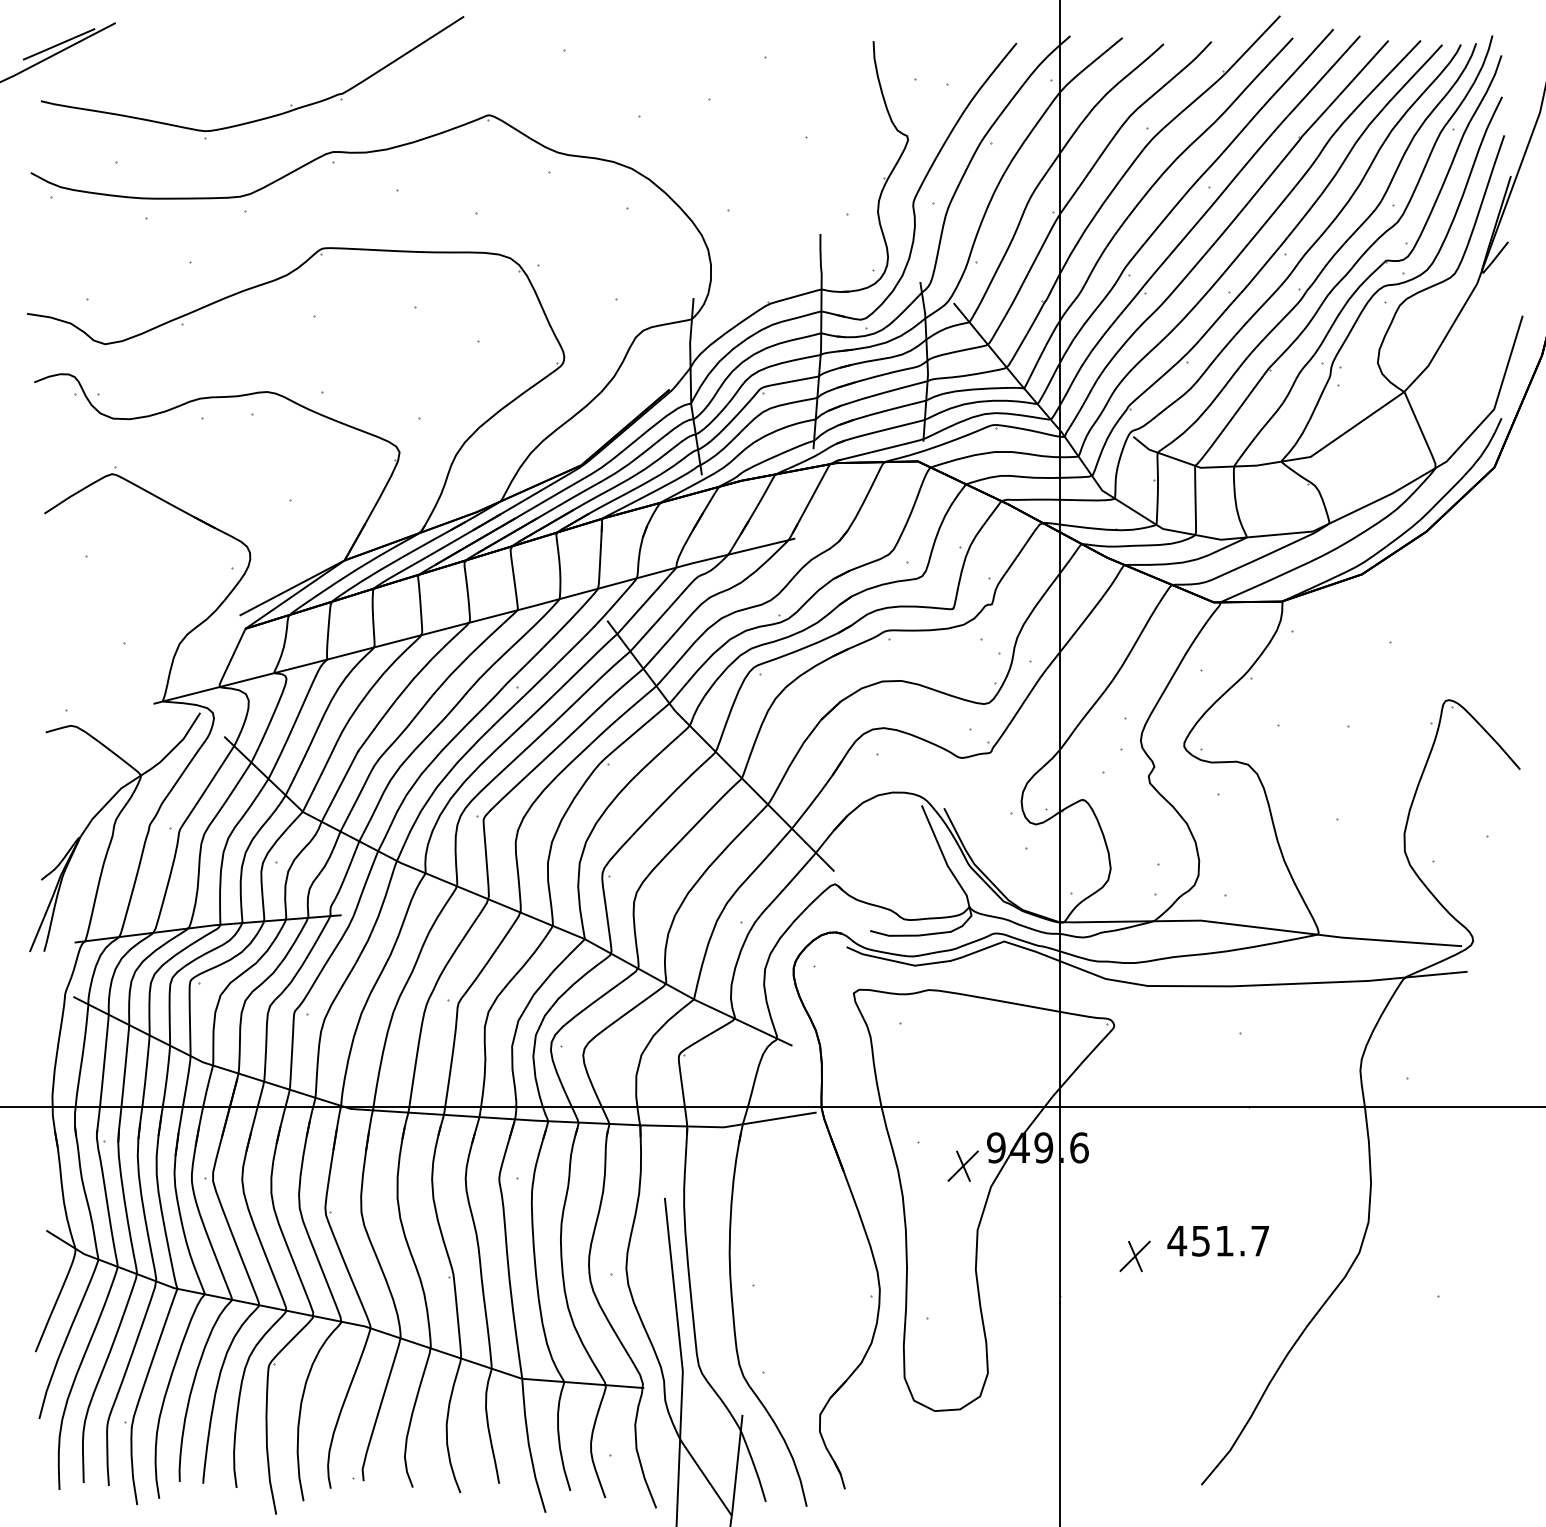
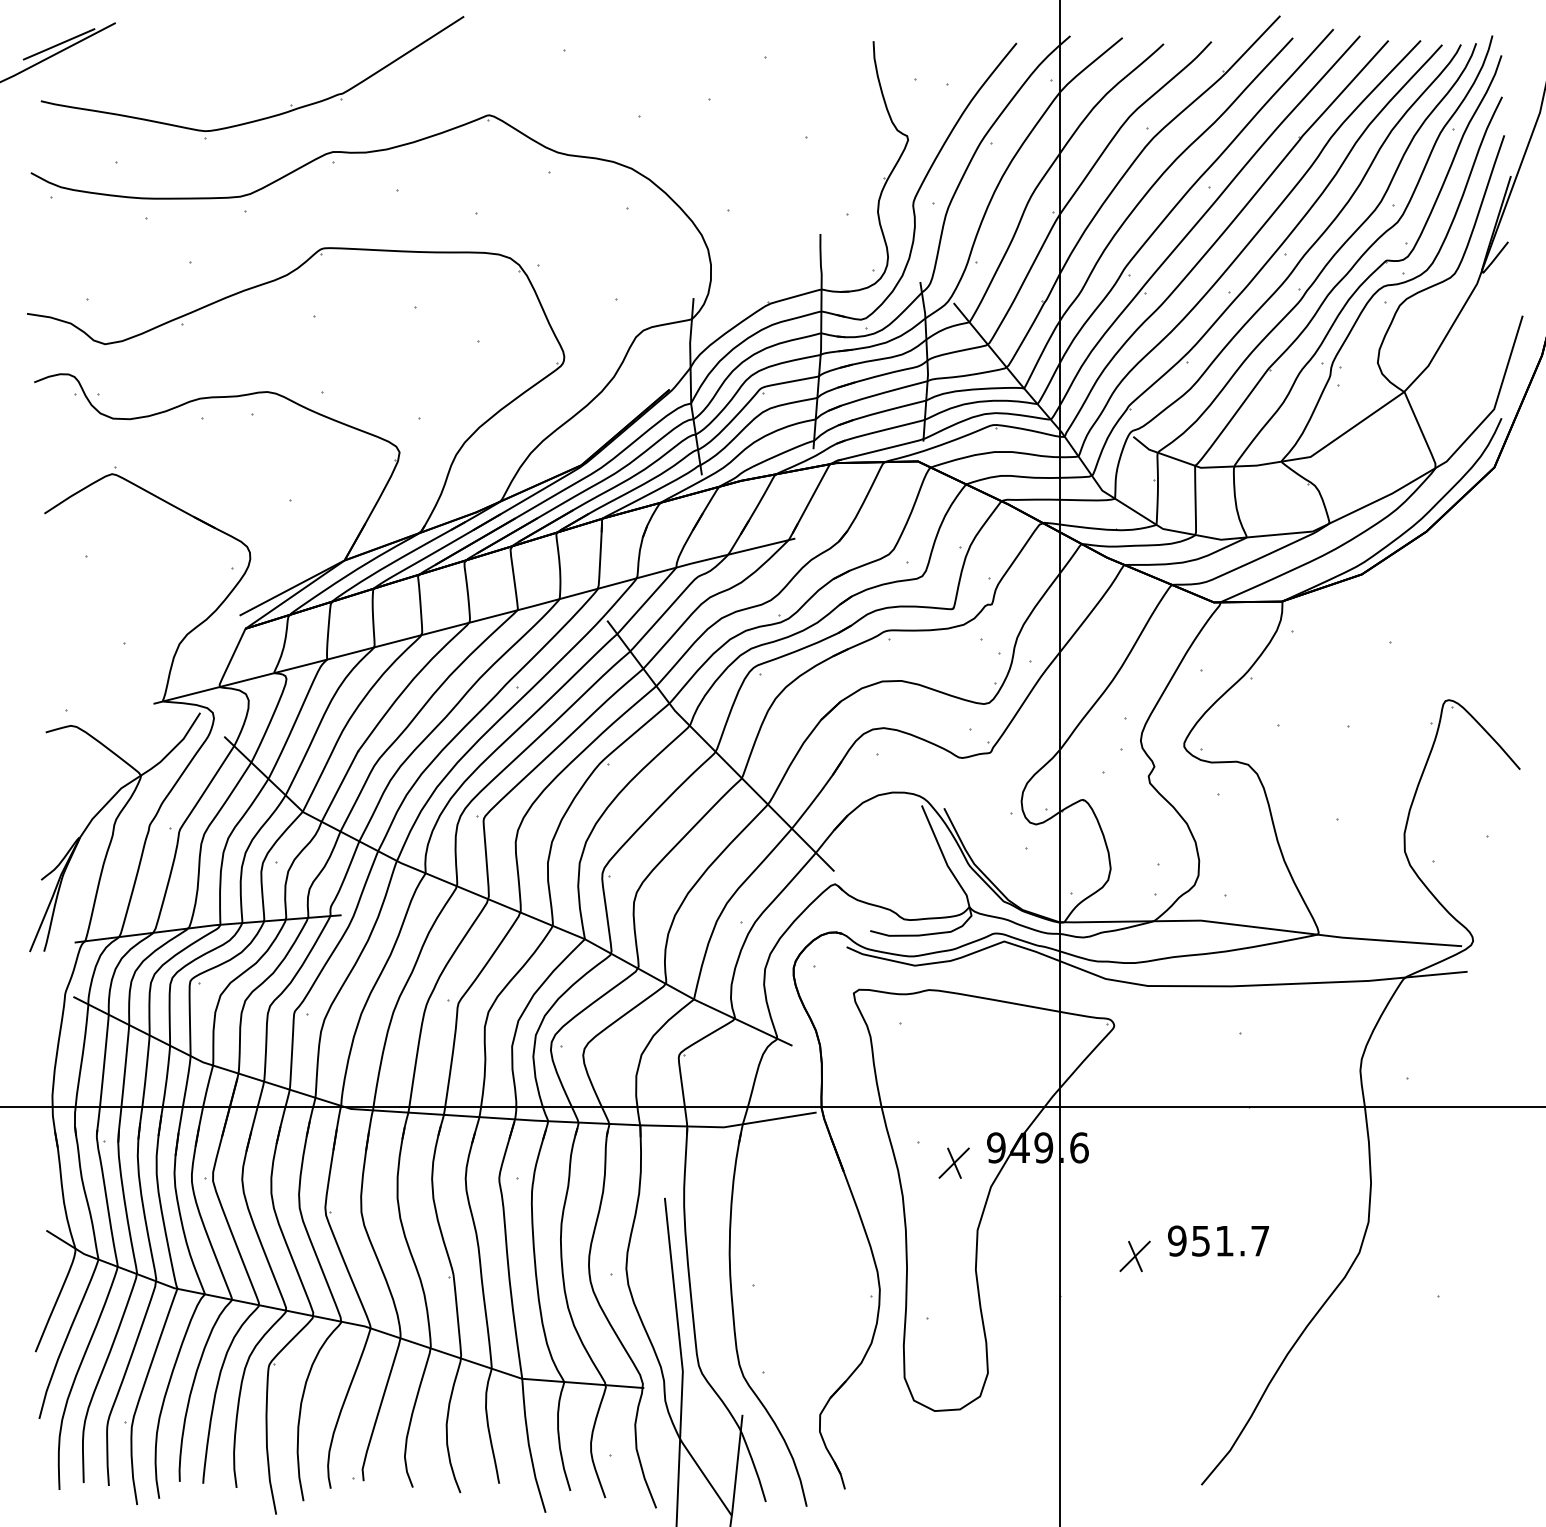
part position: (962, 1165) -> (953, 1162) (953, 1162)
text: 451.7 -> 951.7 (1177, 1240)
